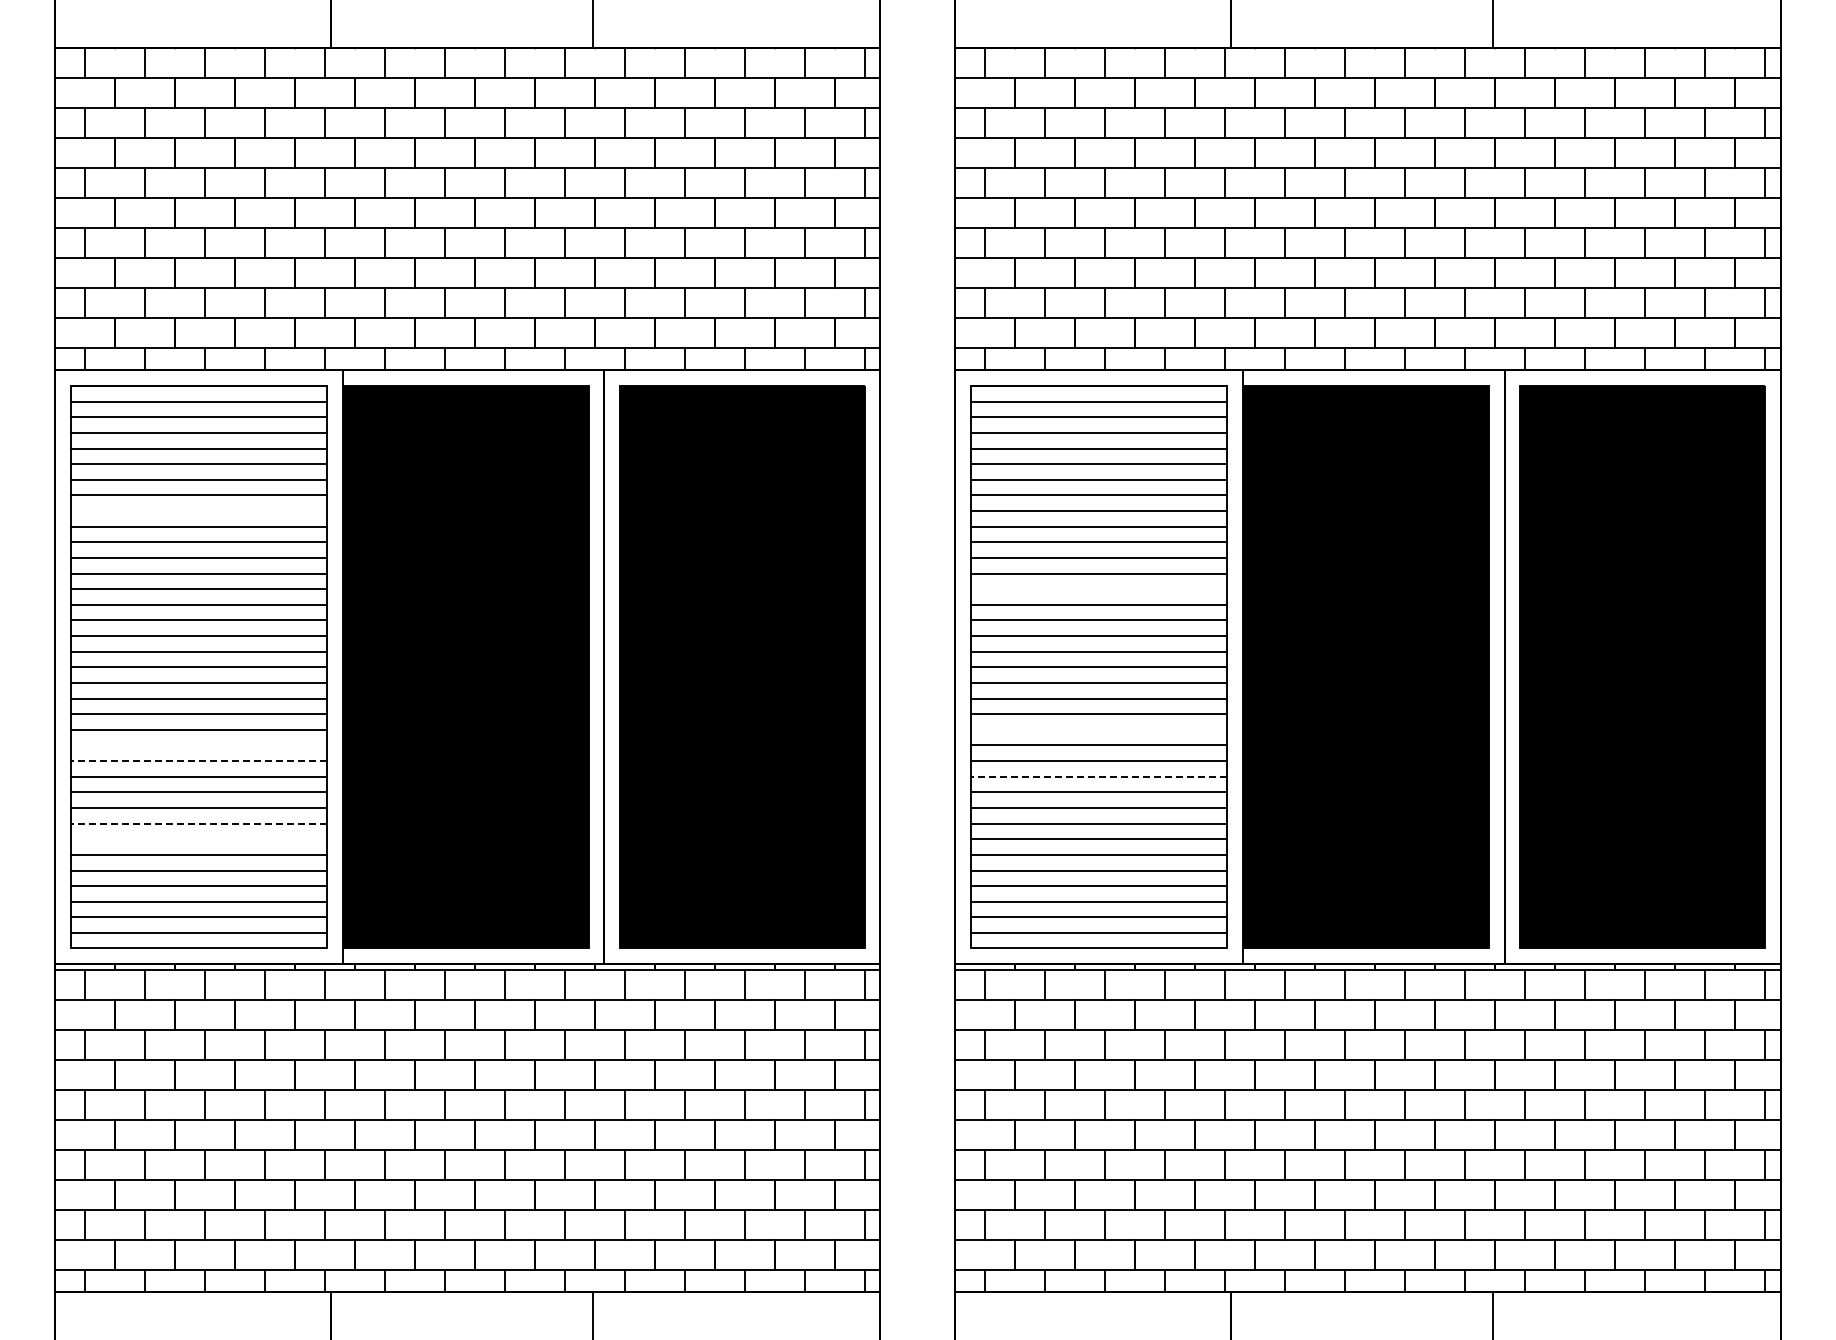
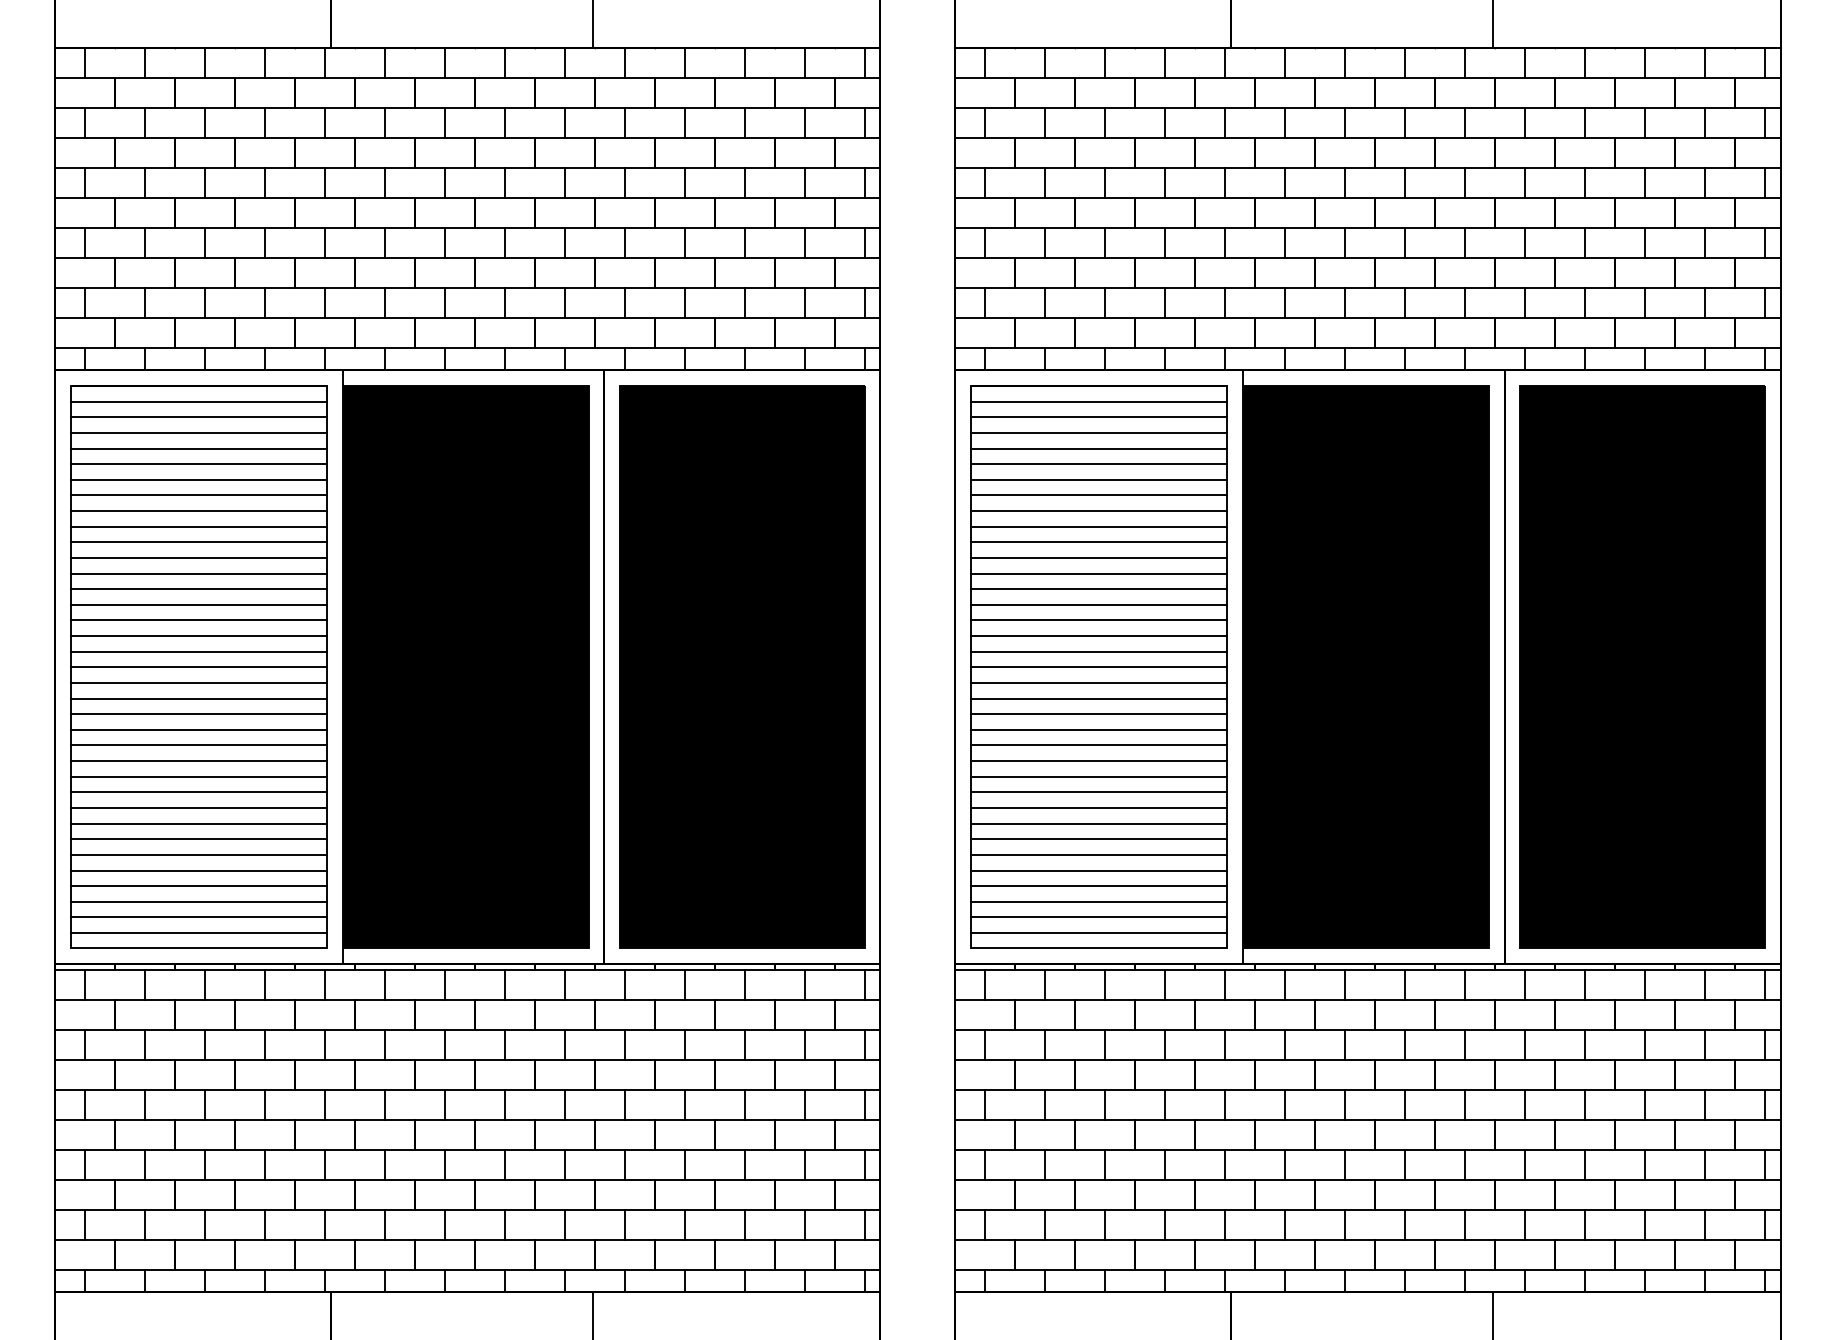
line: none -> present (198, 511)
line: none -> present (1098, 589)
line: none -> present (1098, 729)
line: none -> present (198, 745)
line: dashed -> solid (198, 761)
line: dashed -> solid (1098, 776)
line: dashed -> solid (198, 823)
line: none -> present (198, 839)
